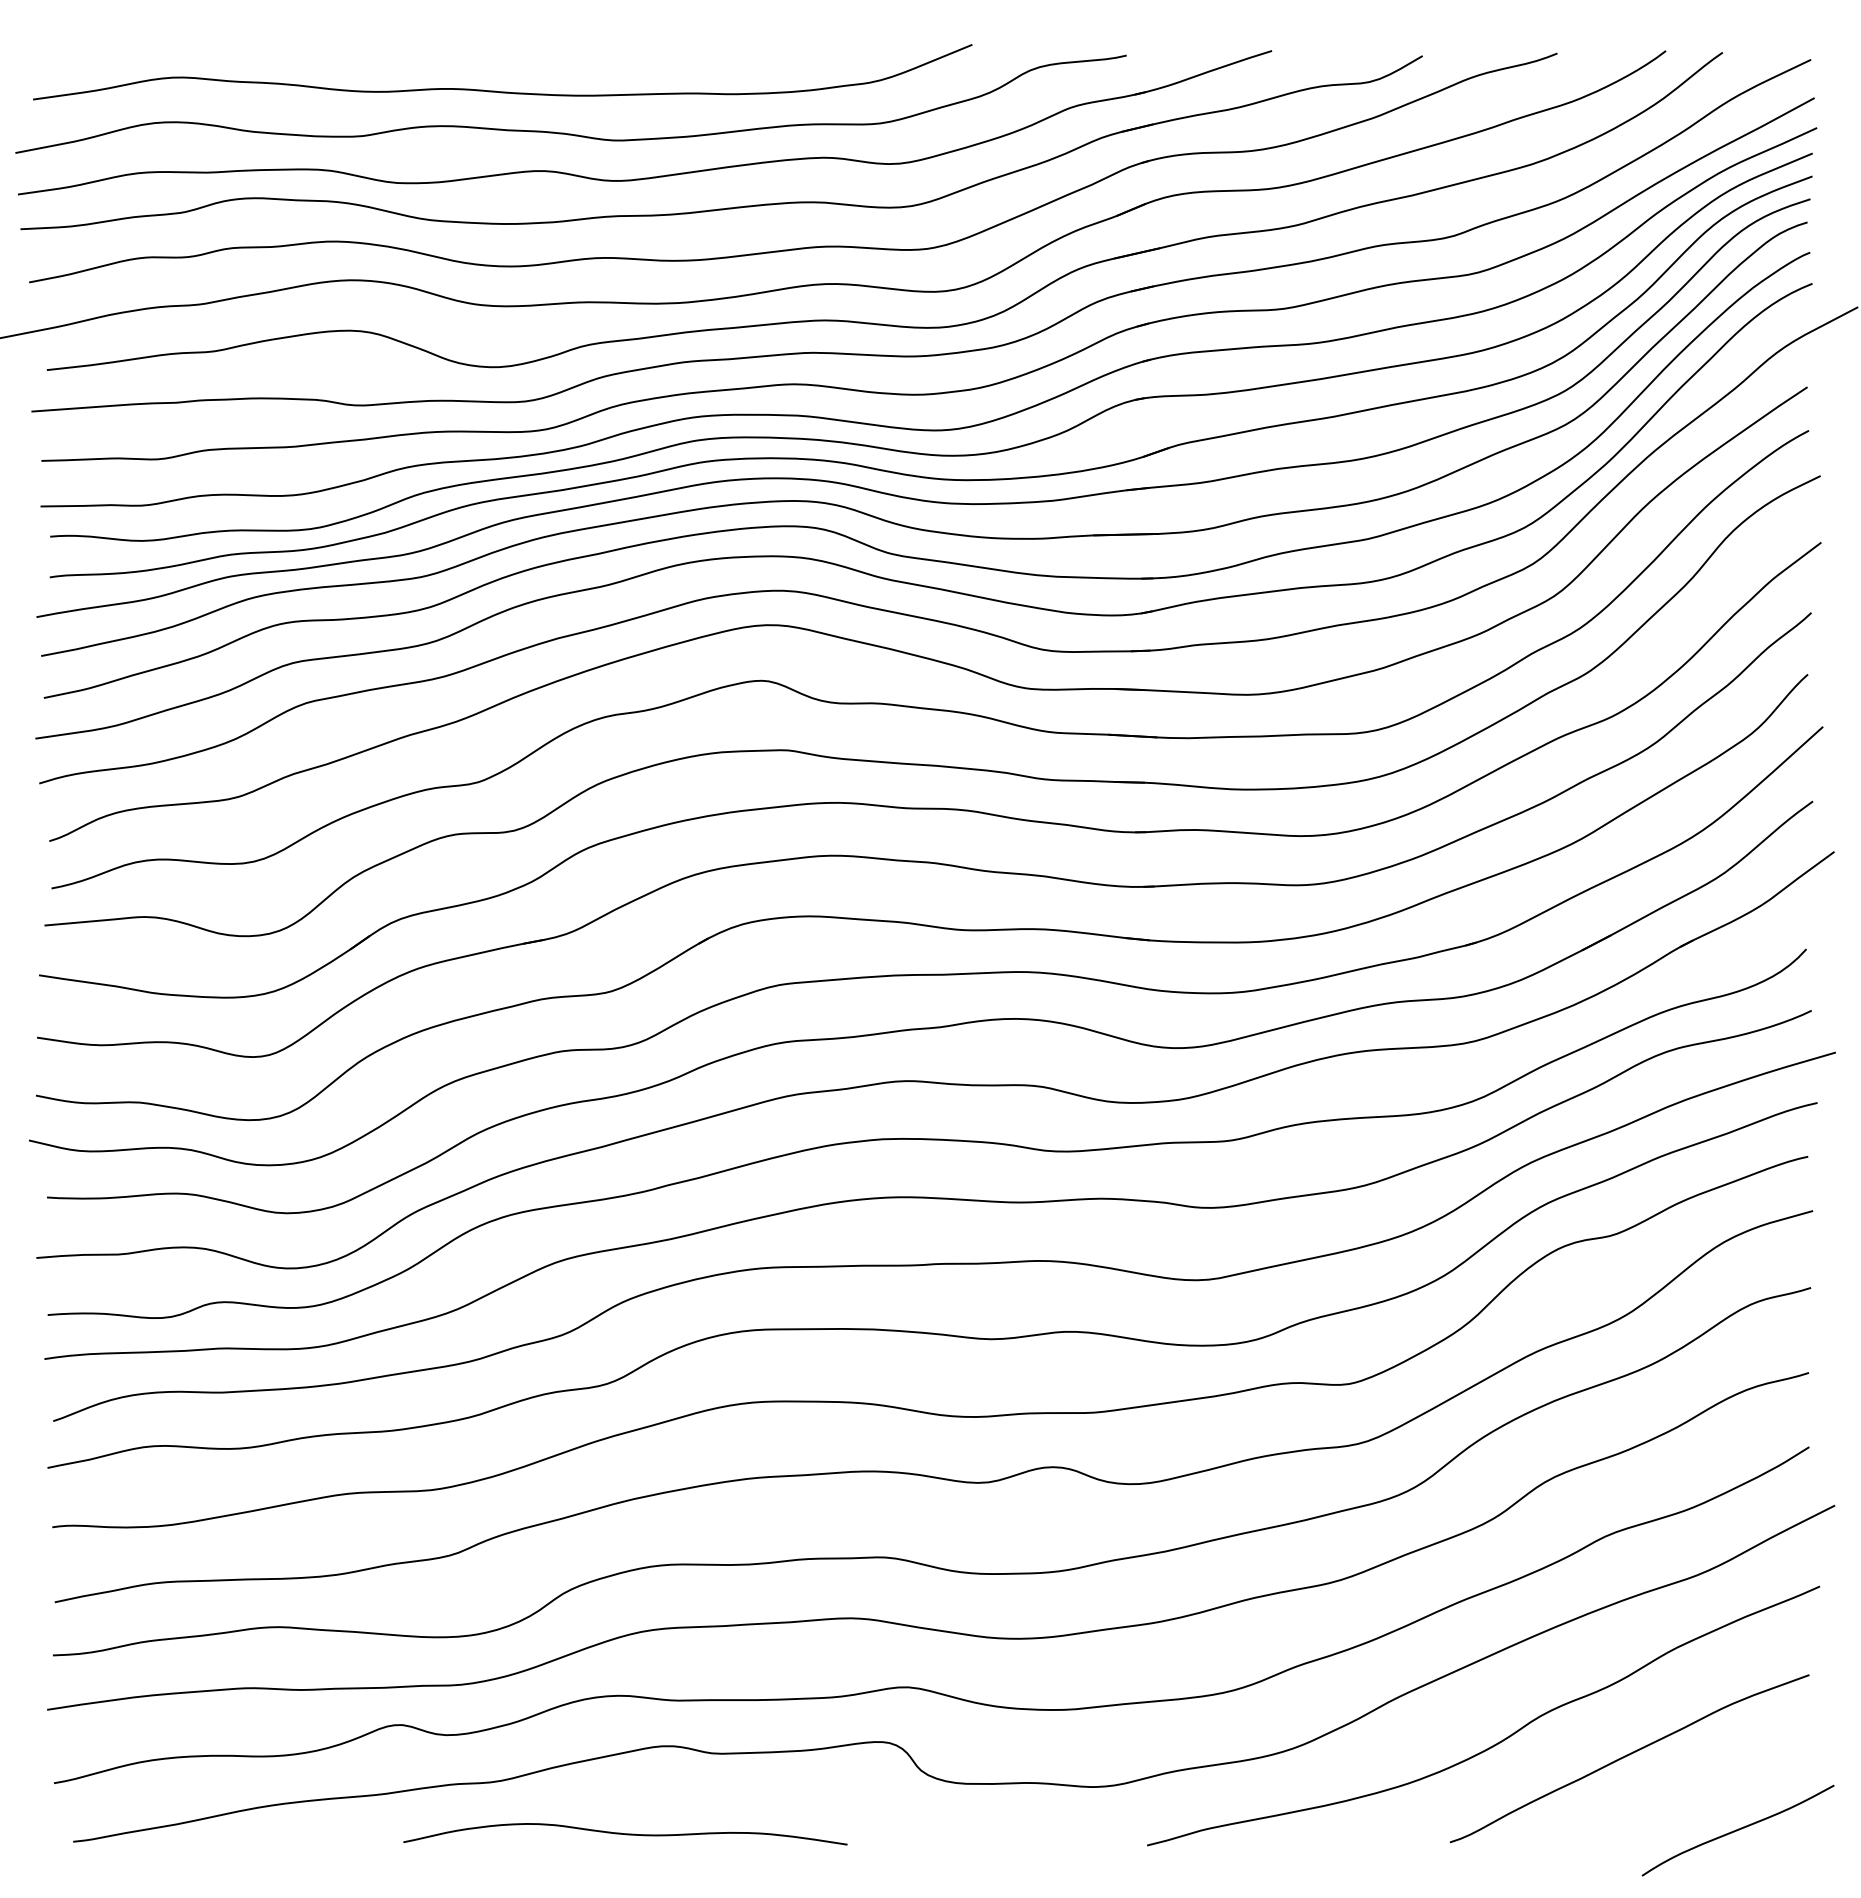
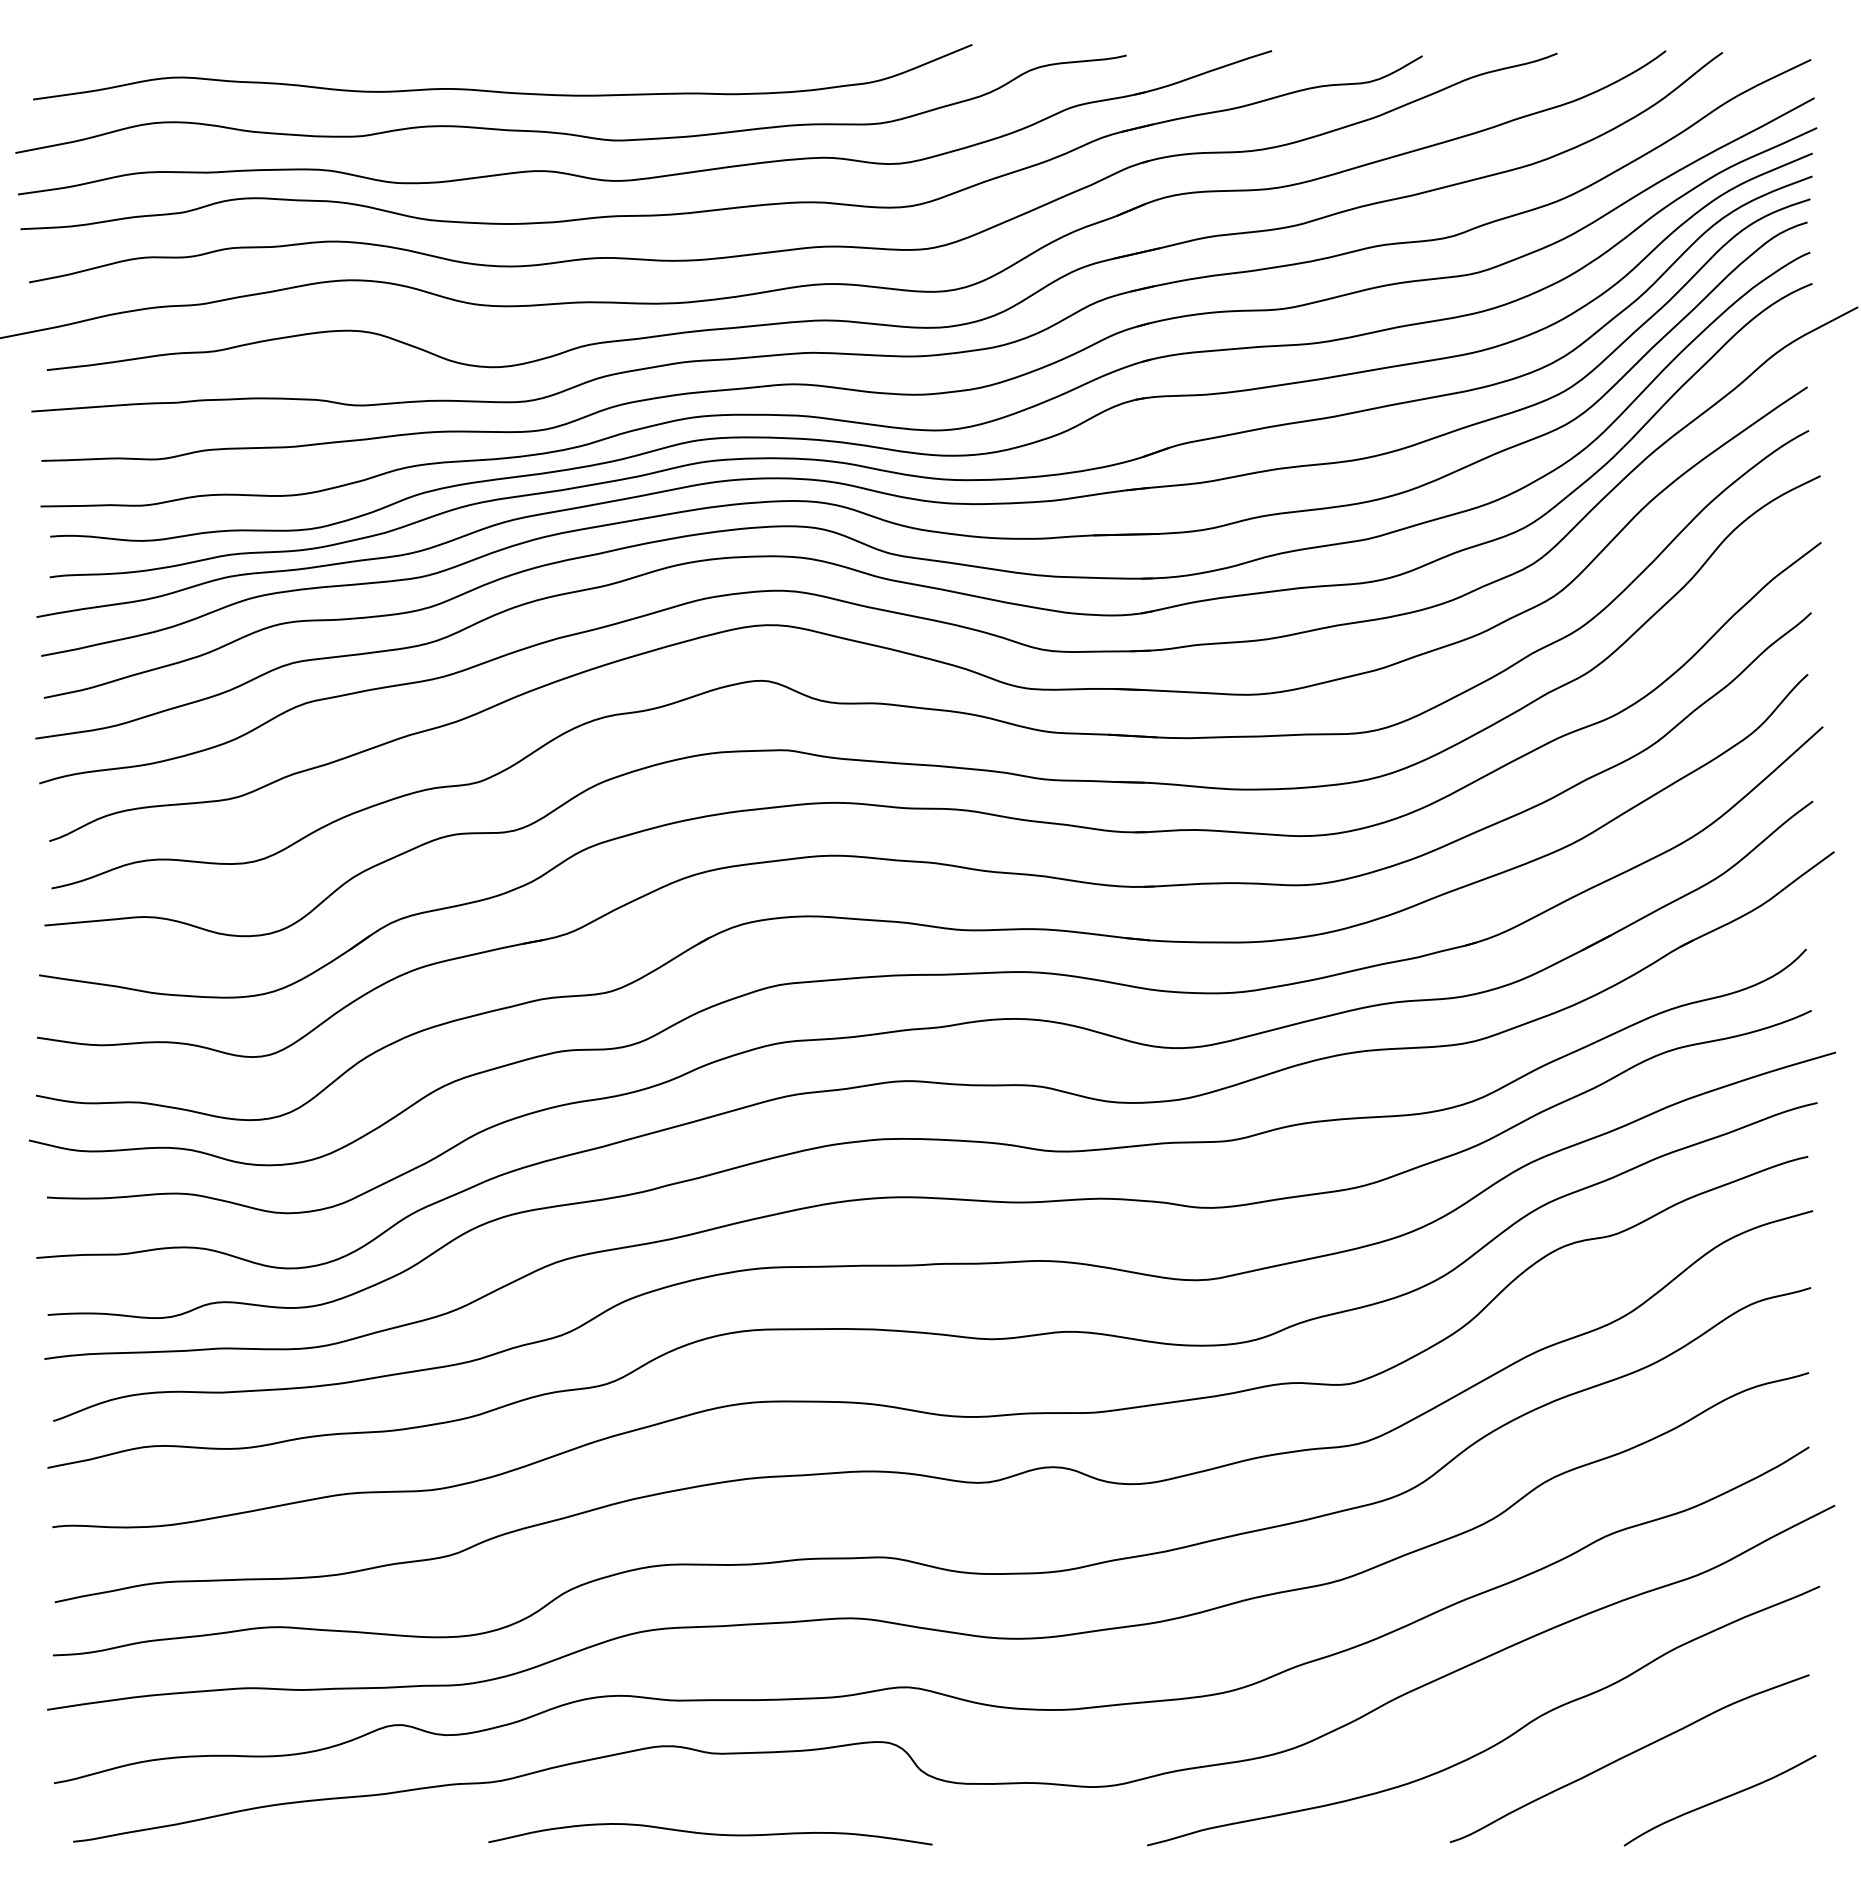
curve position: (1737, 1830) -> (1719, 1800) (1719, 1800)
curve position: (625, 1834) -> (710, 1834) (710, 1834)
